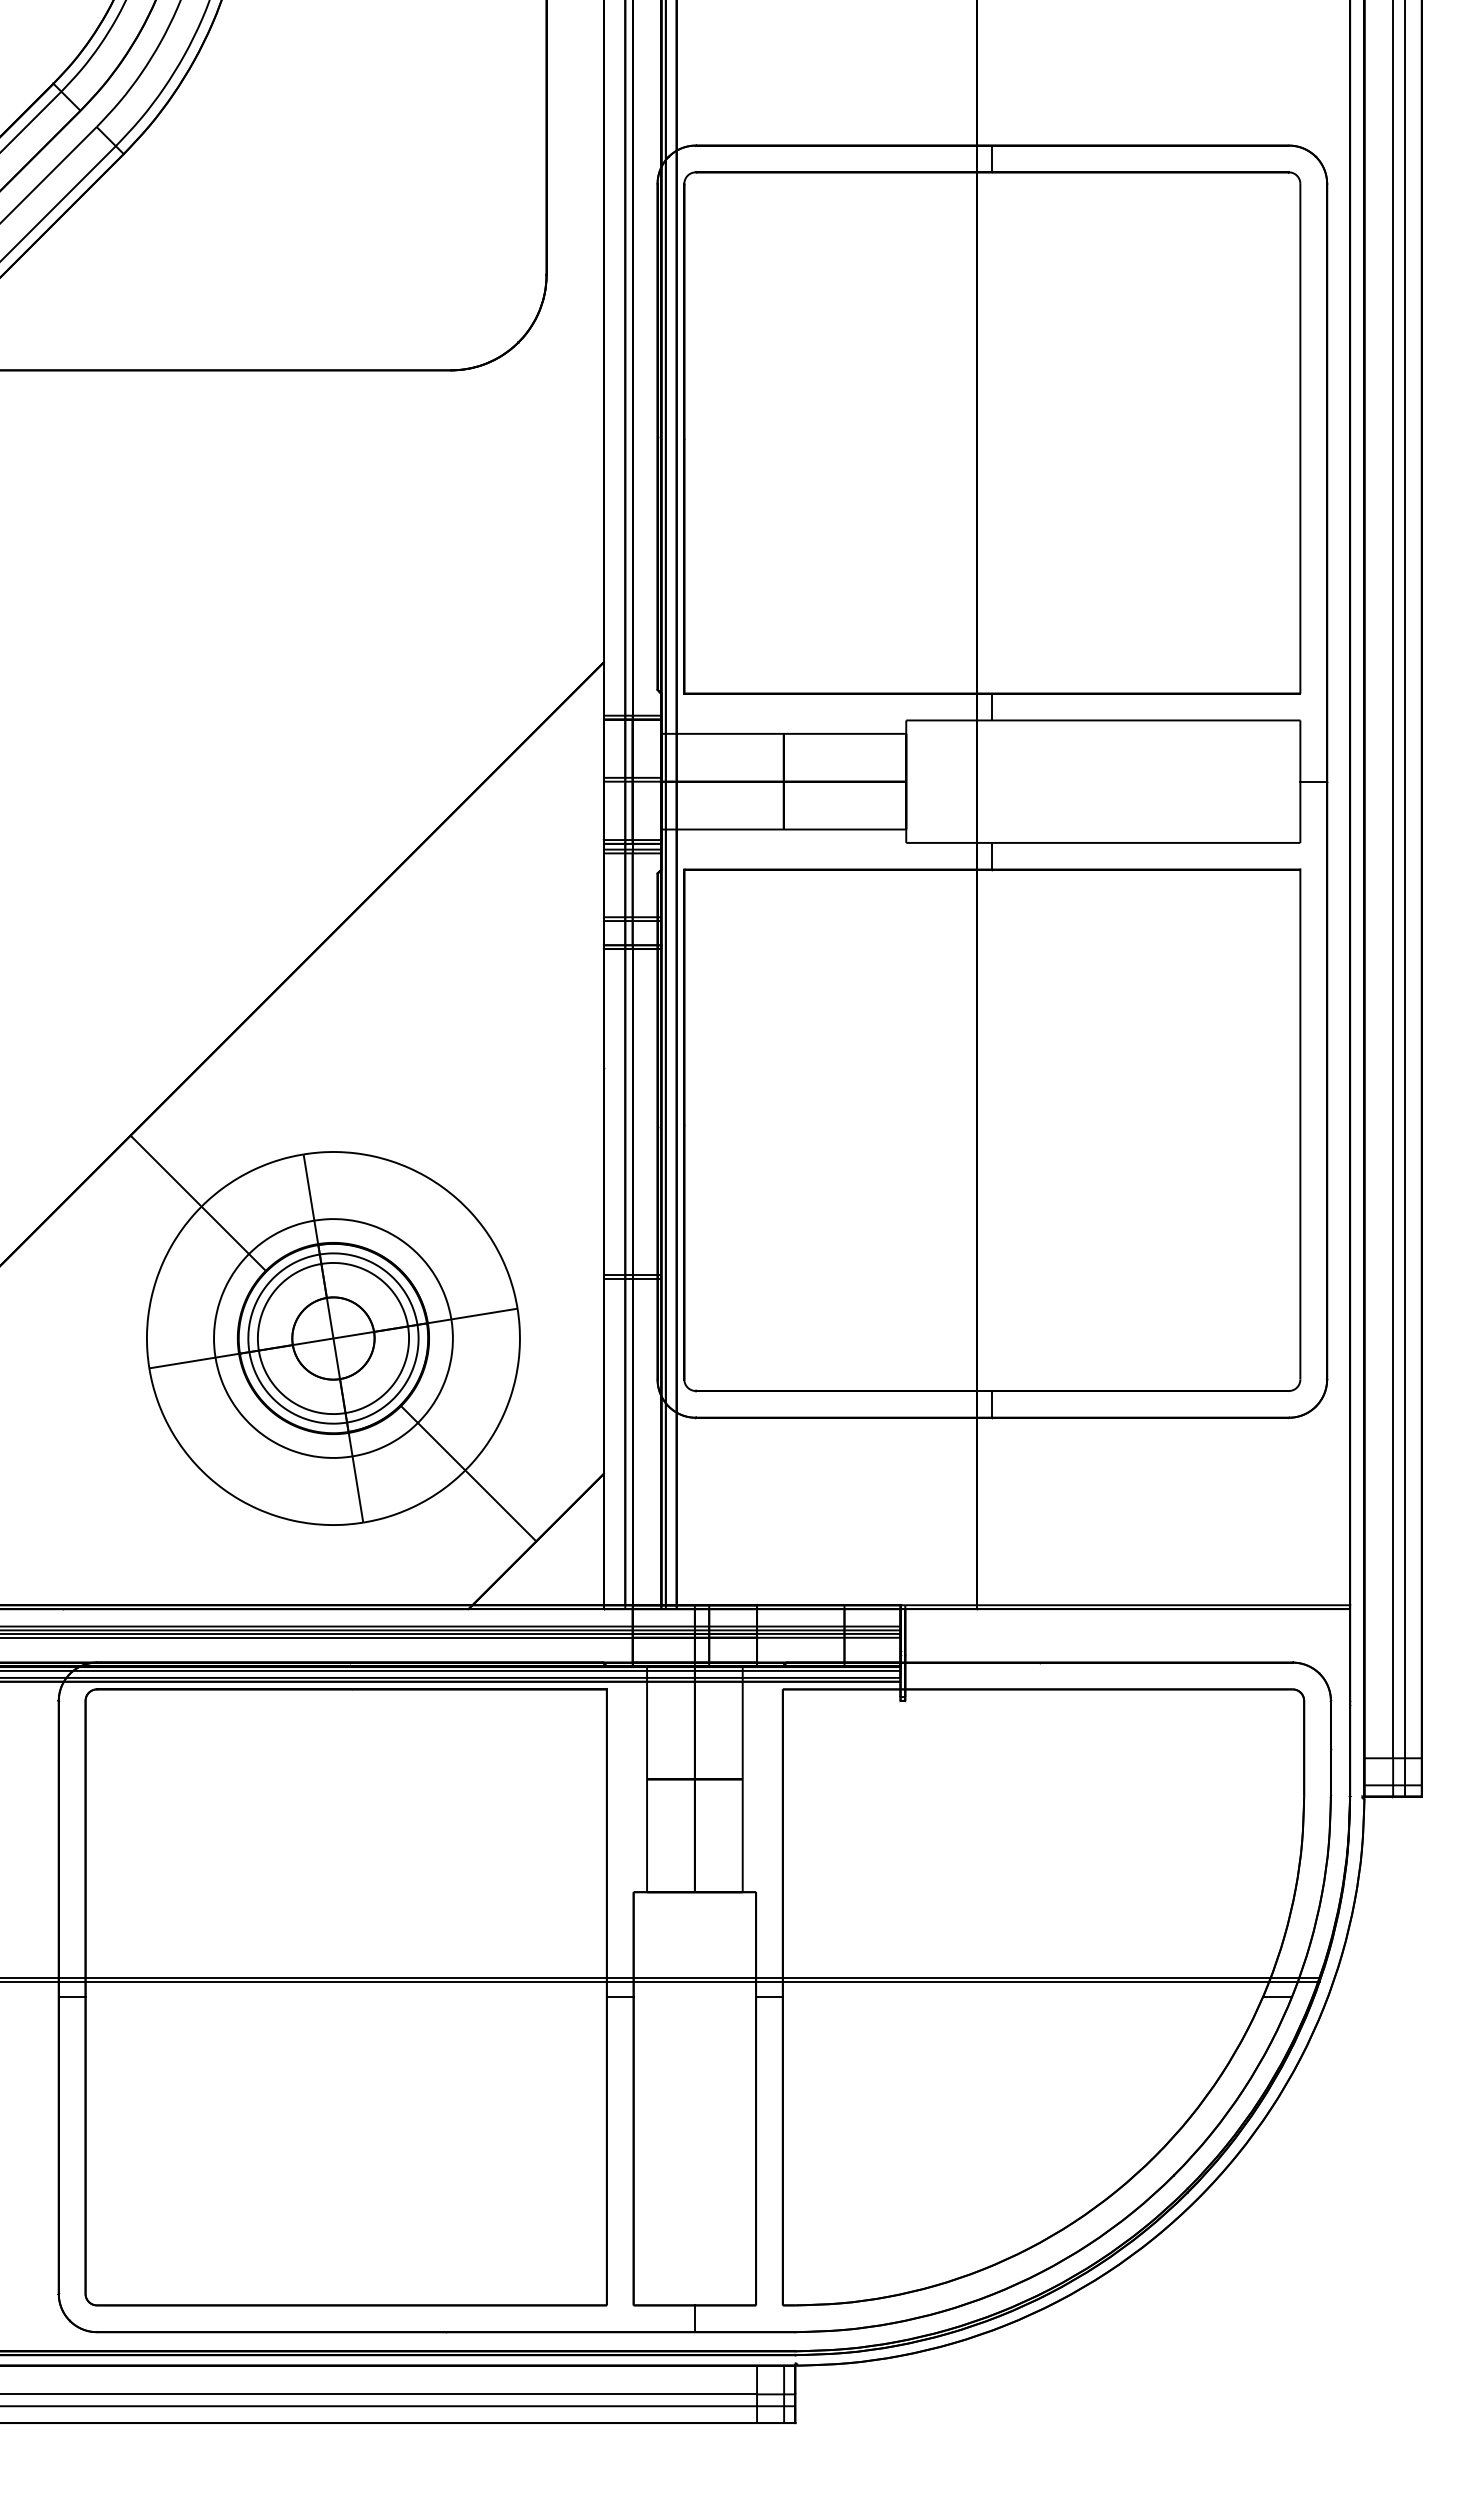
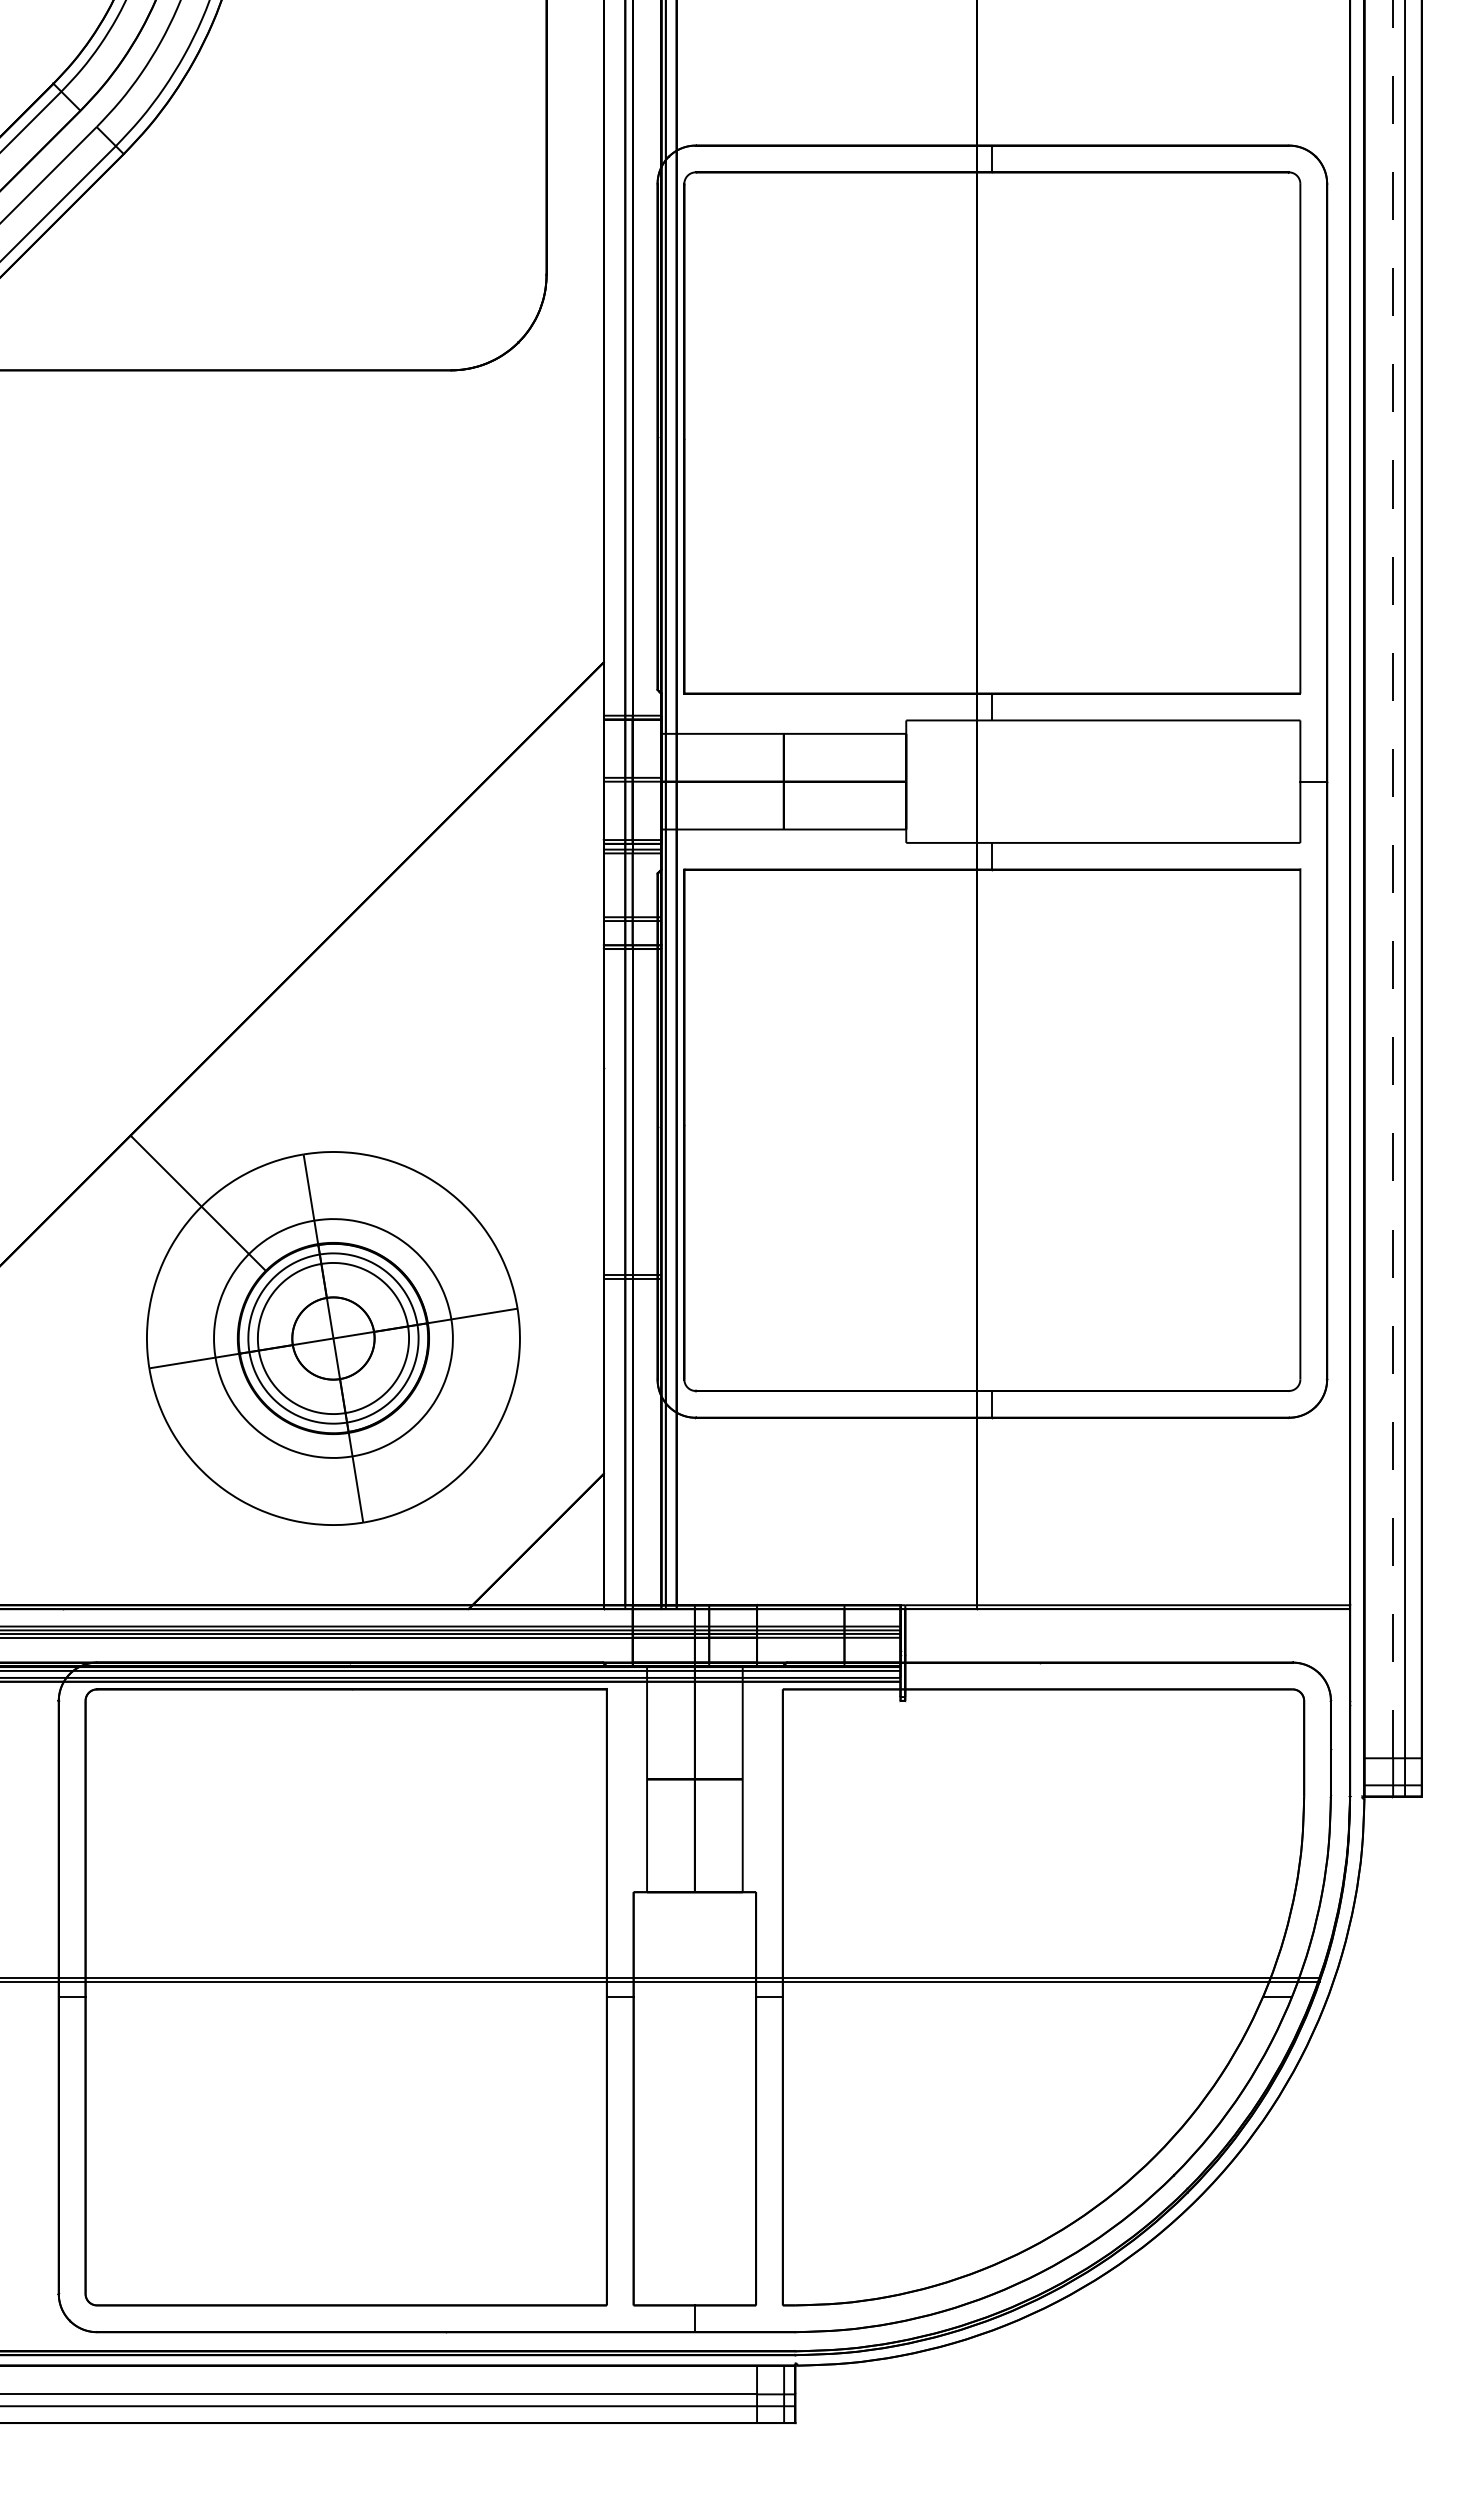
line: solid -> dashed (1393, 879)
line: present -> none (468, 1473)
